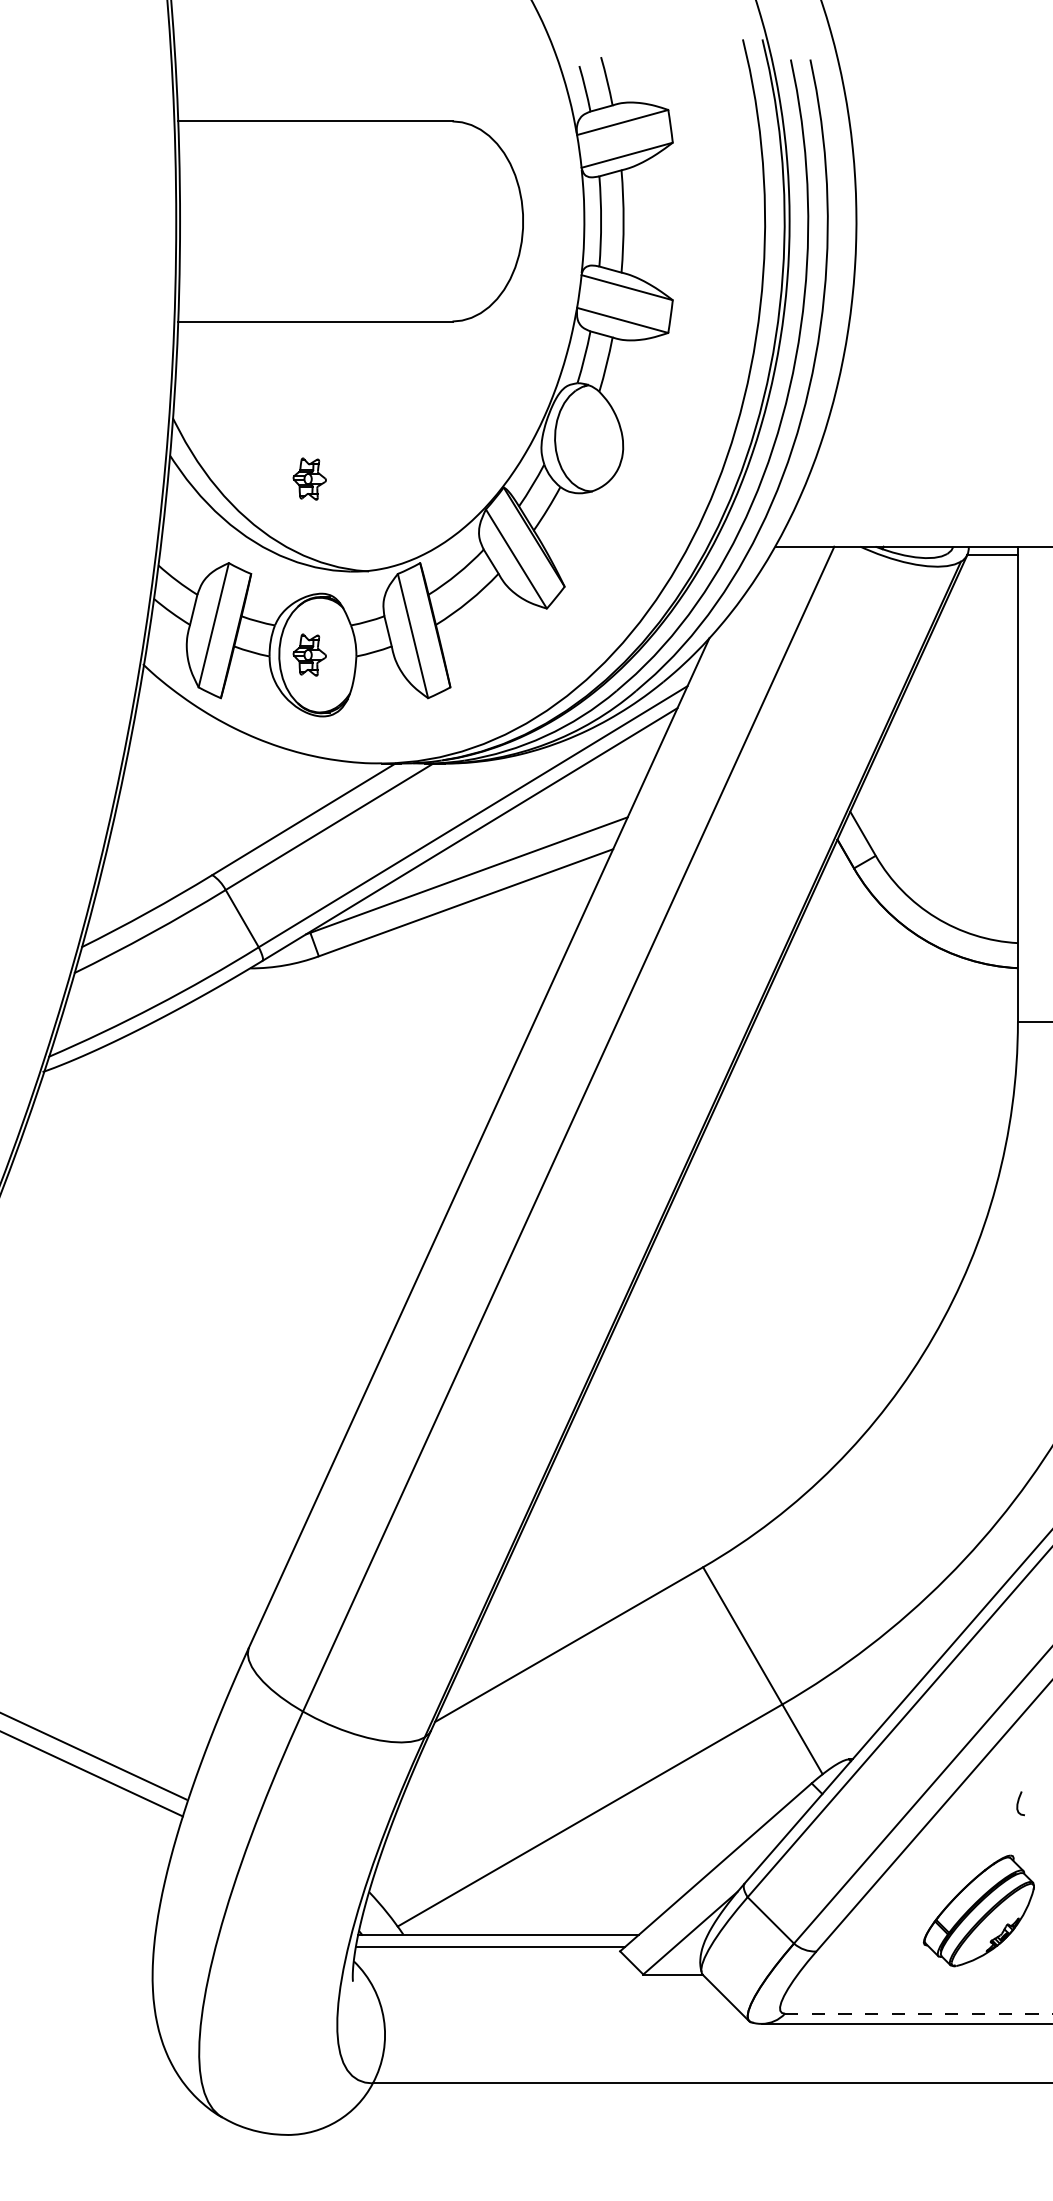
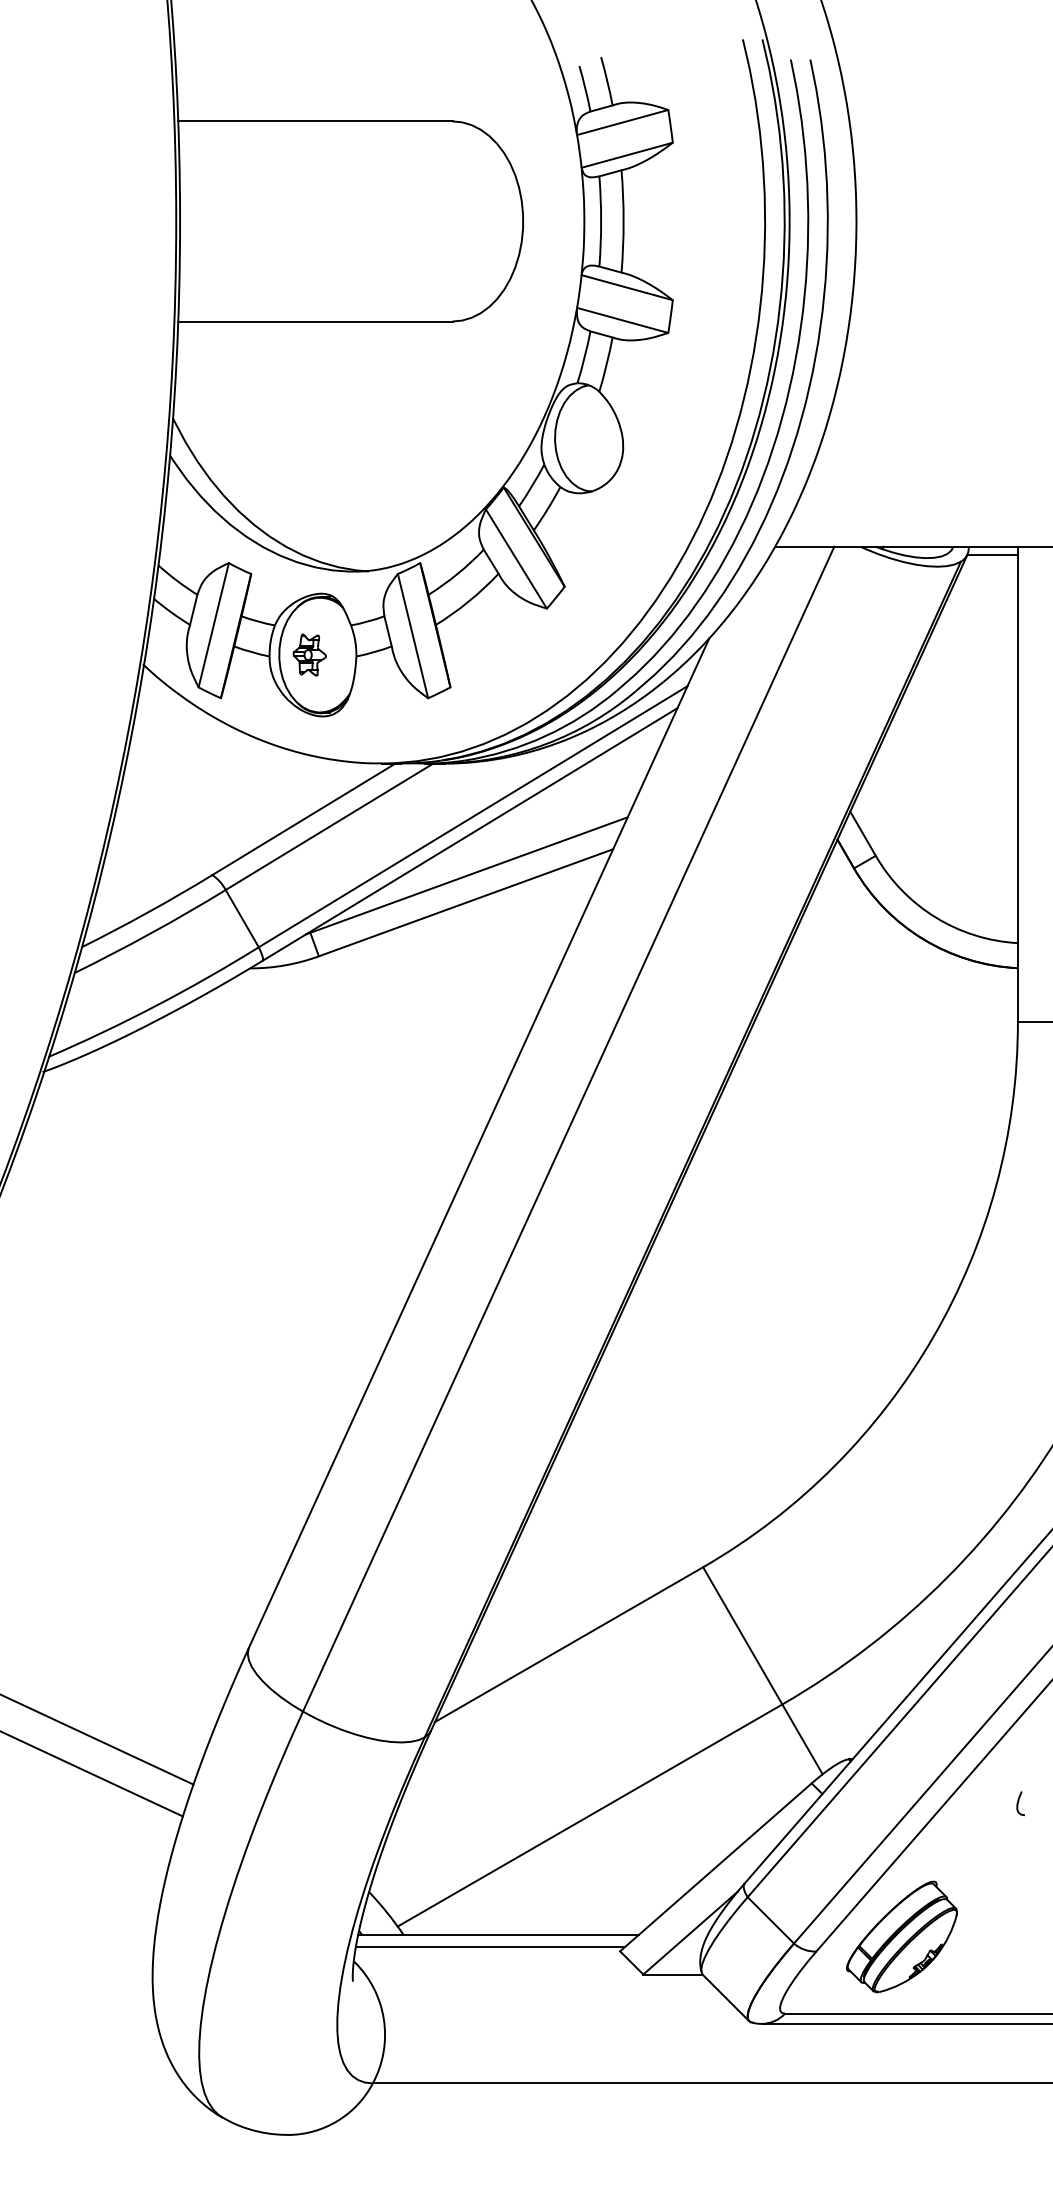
part: present -> none (309, 478)
line position: (94, 1756) -> (97, 1739) (97, 1739)
part position: (978, 1910) -> (901, 1936) (901, 1936)
line: dashed -> solid (918, 2013)
